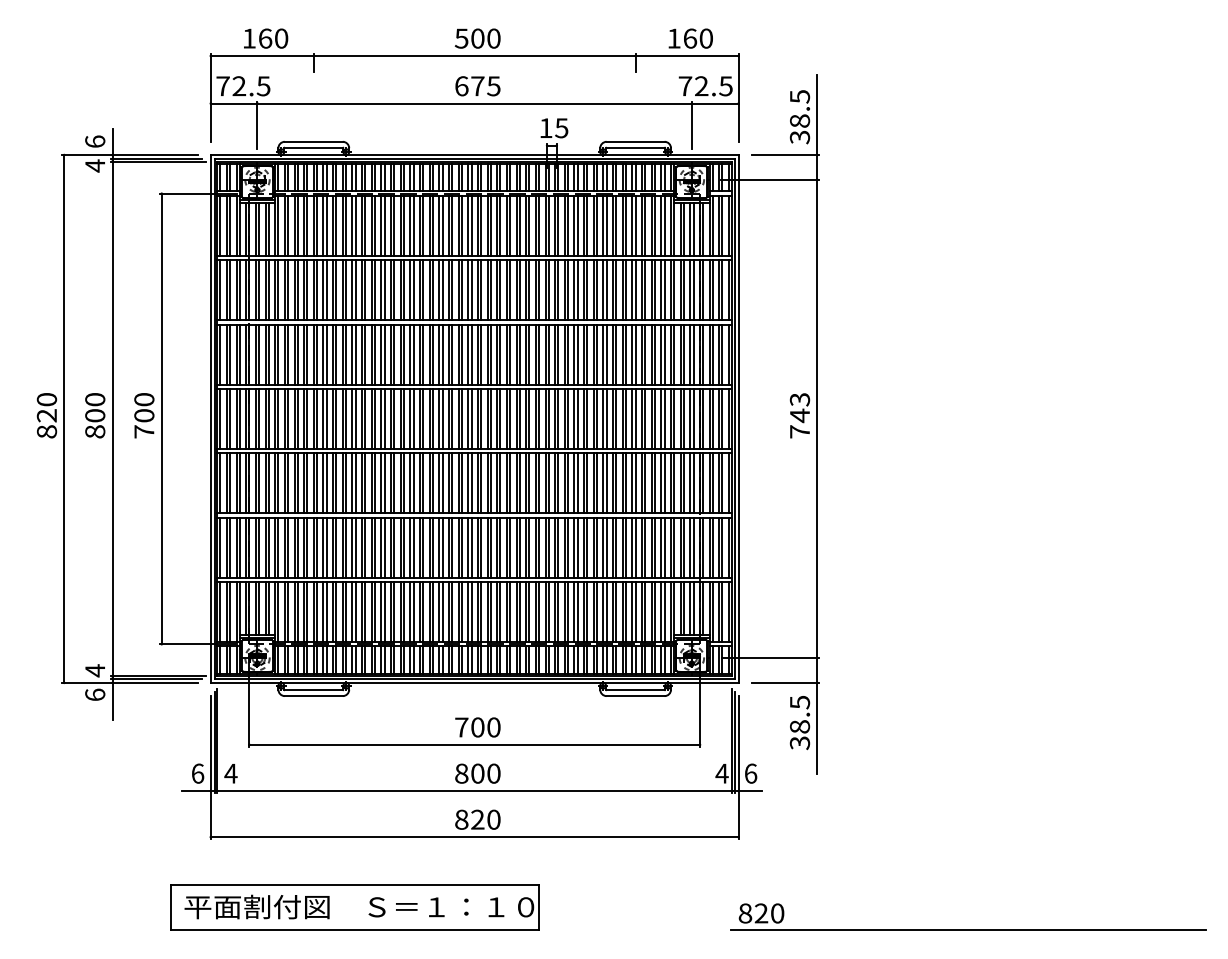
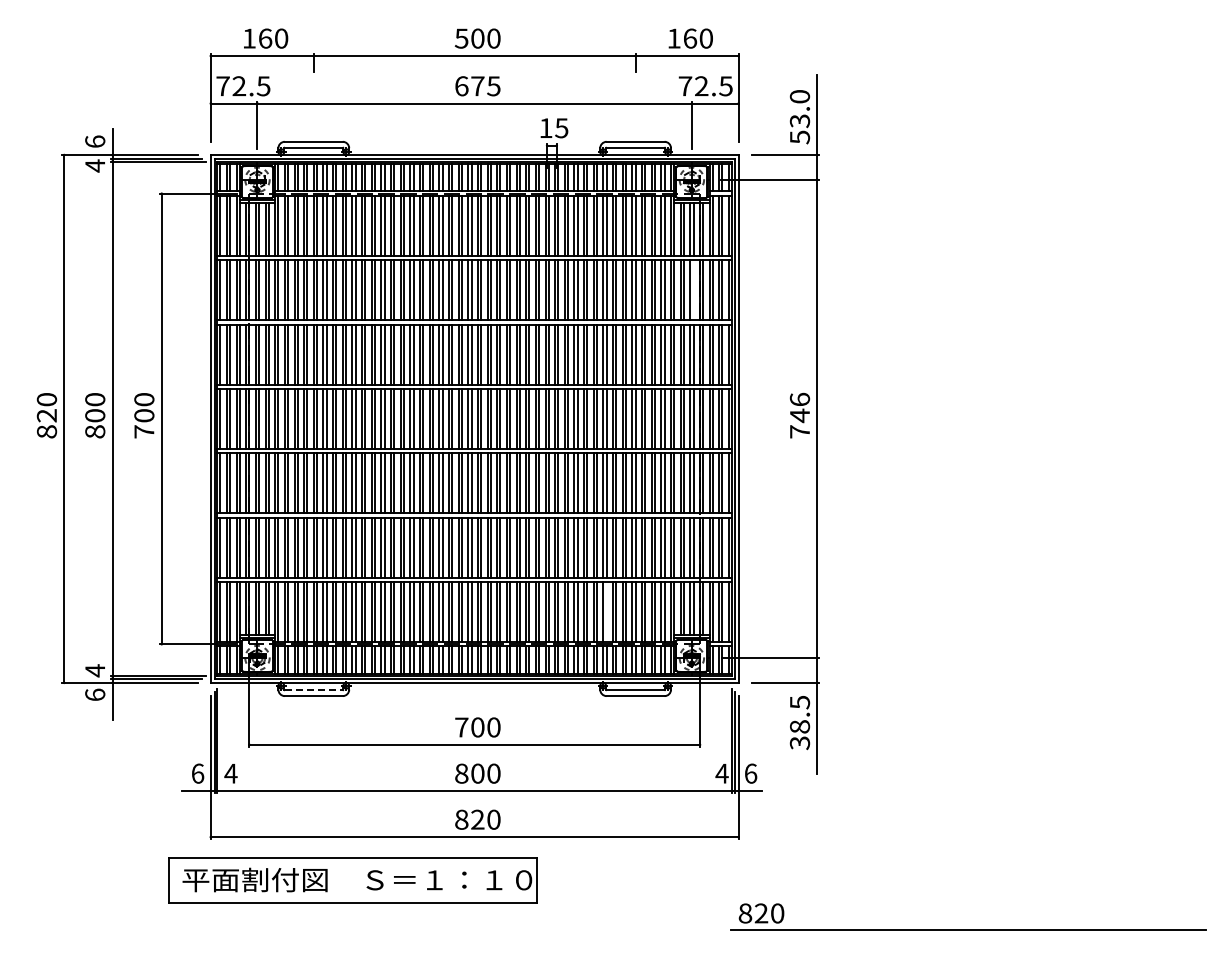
text: 38.5 -> 53.0 (799, 116)
line: present -> none (693, 290)
text: 743 -> 746 (799, 399)
line: present -> none (606, 611)
line: solid -> dashed (313, 690)
part position: (354, 907) -> (352, 880) (352, 880)
